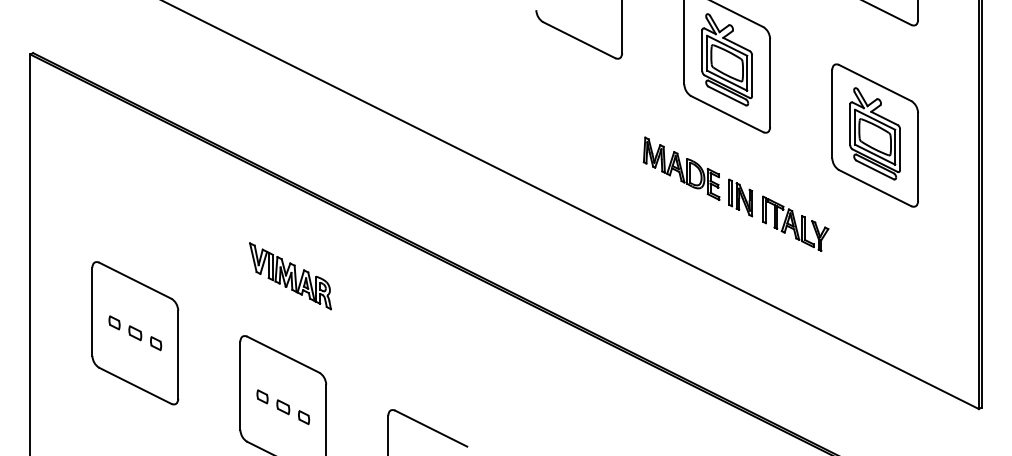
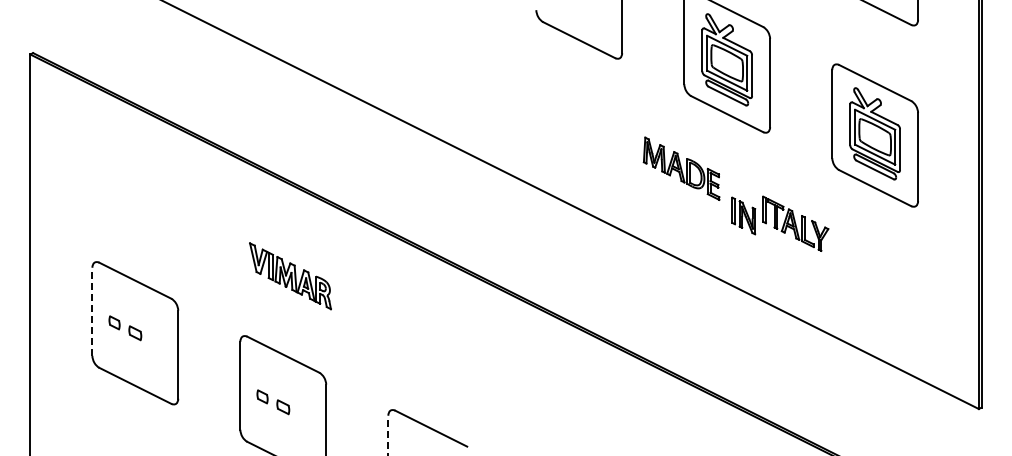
part position: (740, 197) -> (743, 215) (743, 215)
line: solid -> dashed (92, 311)
part: present -> none (156, 343)
part: present -> none (304, 417)
line: solid -> dashed (388, 435)
